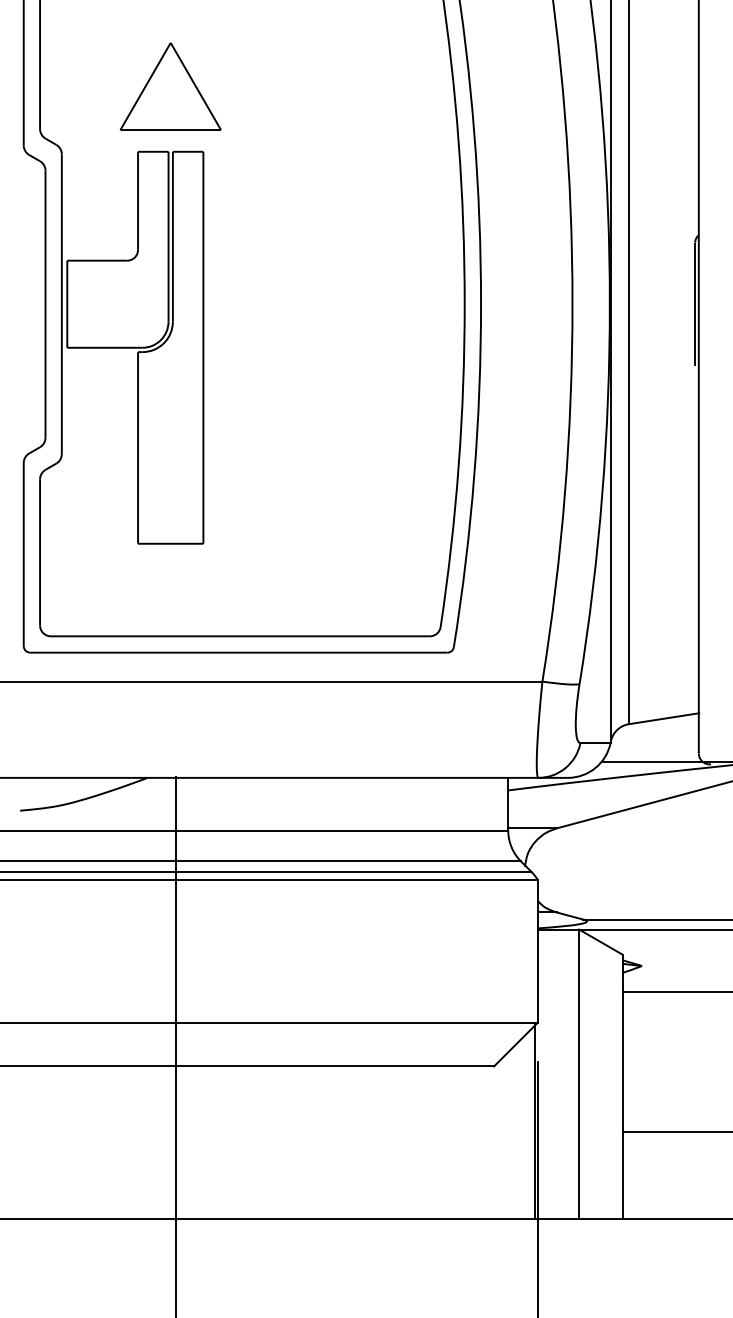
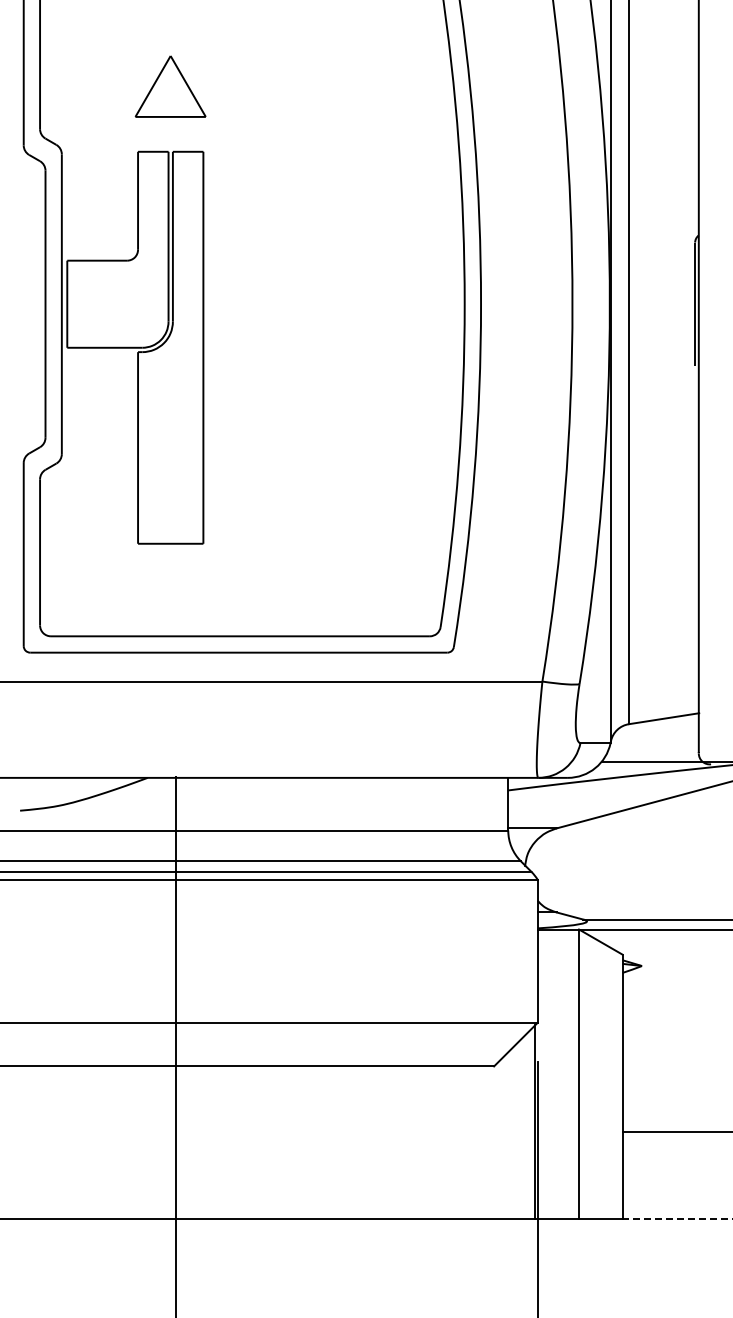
part size: 103x89 px -> 73x63 px (170, 86)
line: present -> none (675, 992)
line: solid -> dashed (677, 1218)
